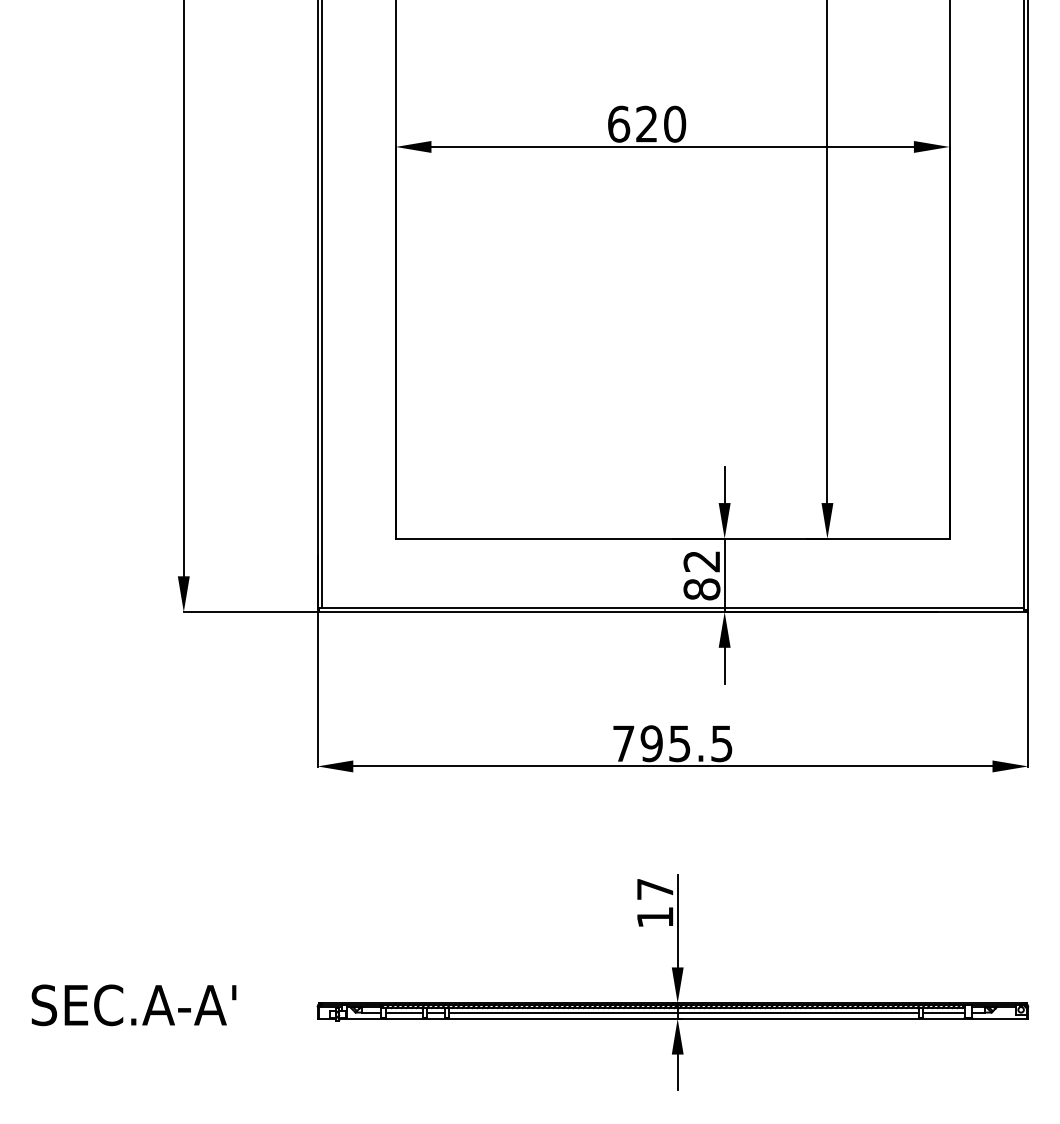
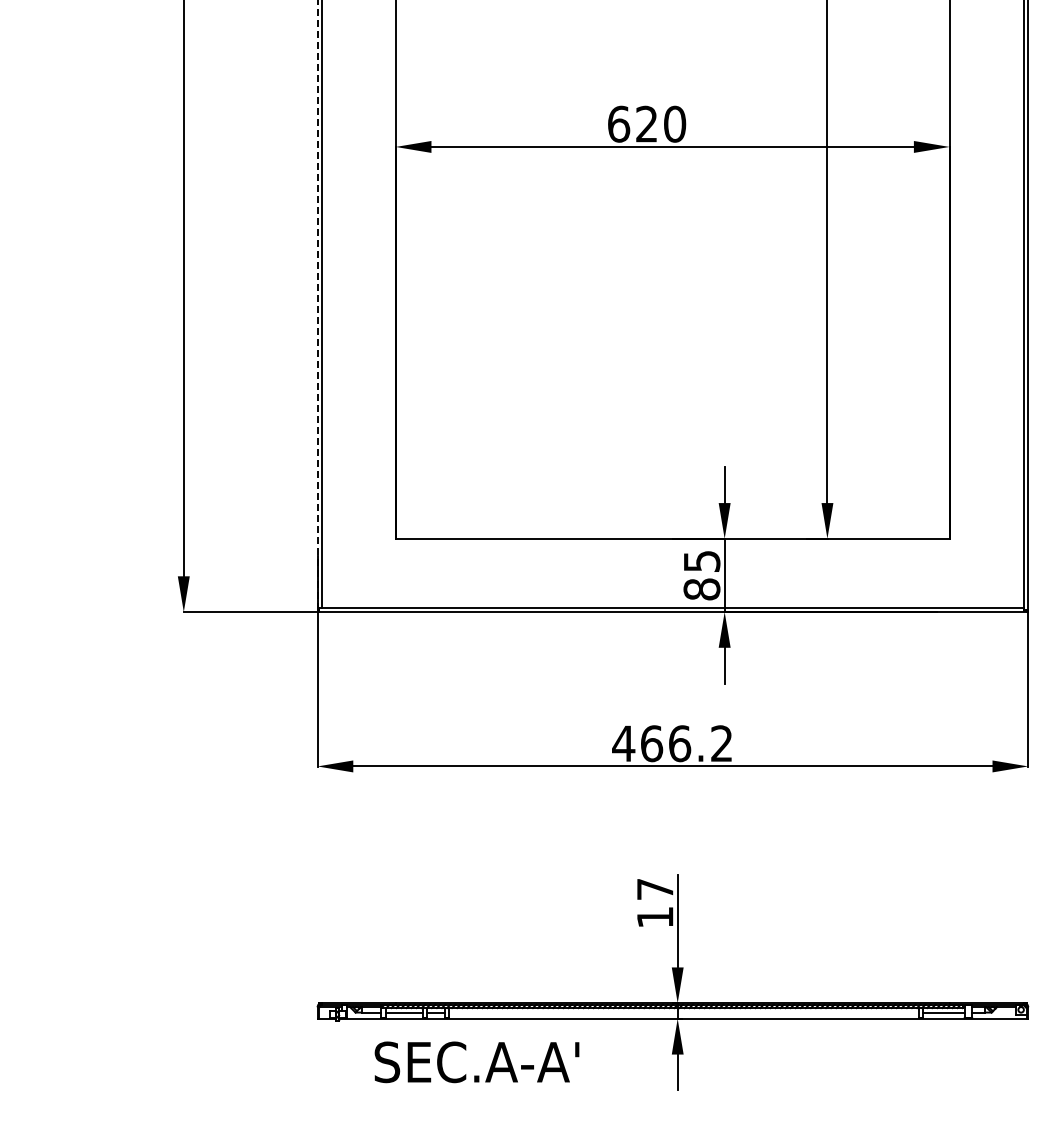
line: solid -> dashed (317, 305)
text: 82 -> 85 (701, 561)
text: 795.5 -> 466.2 (672, 743)
text position: (133, 1005) -> (476, 1062) (476, 1062)
line: present -> none (683, 1012)
